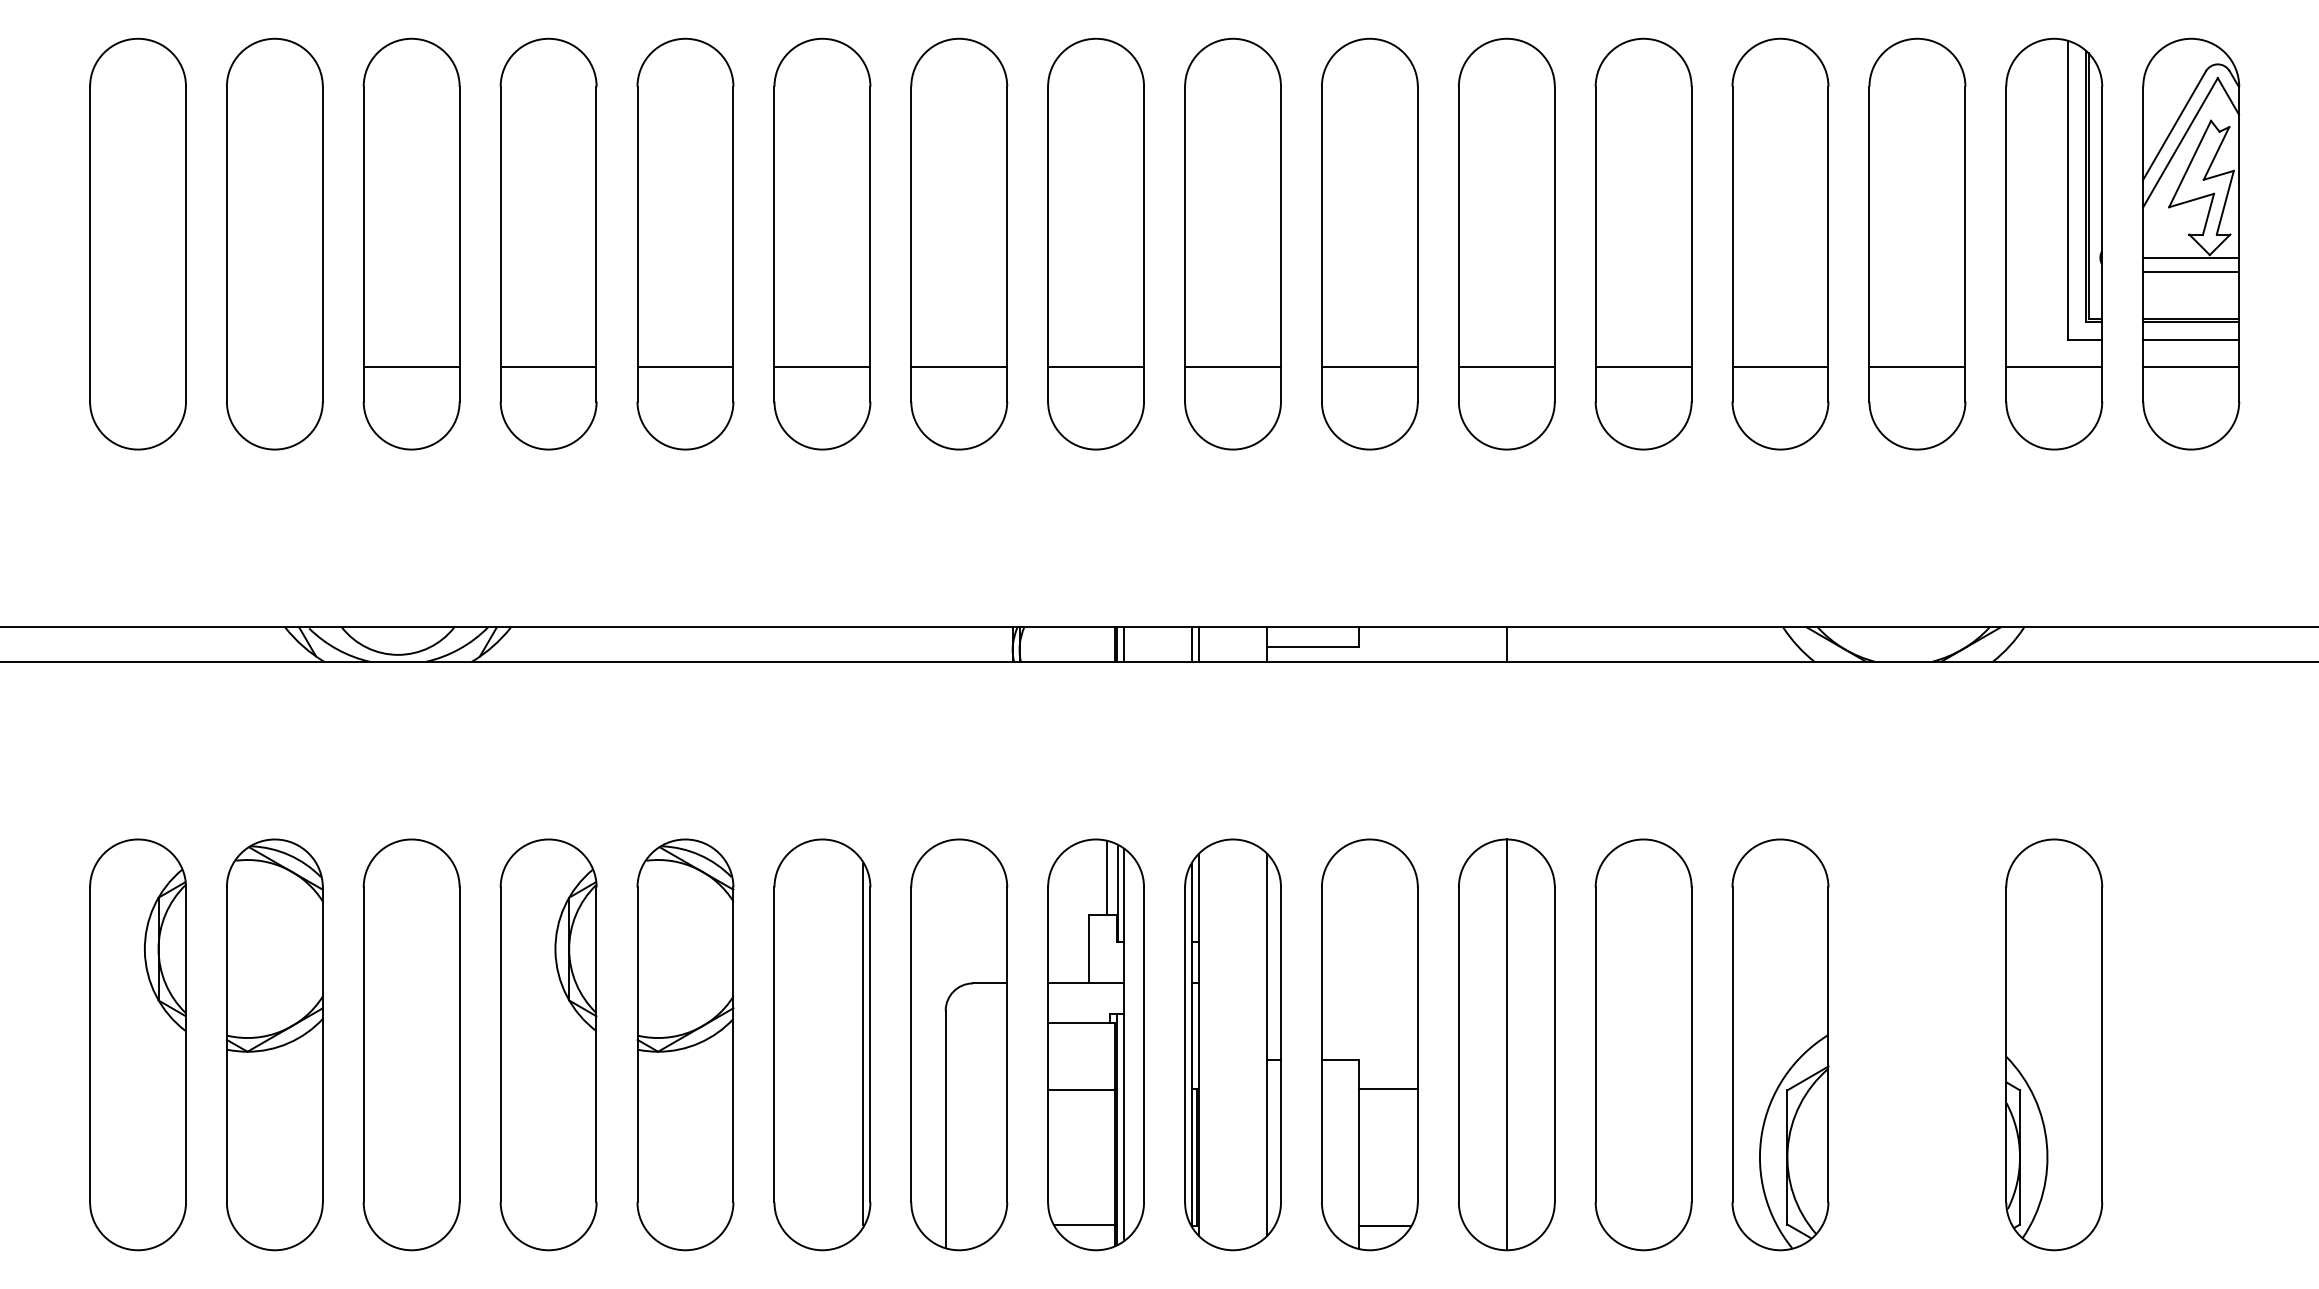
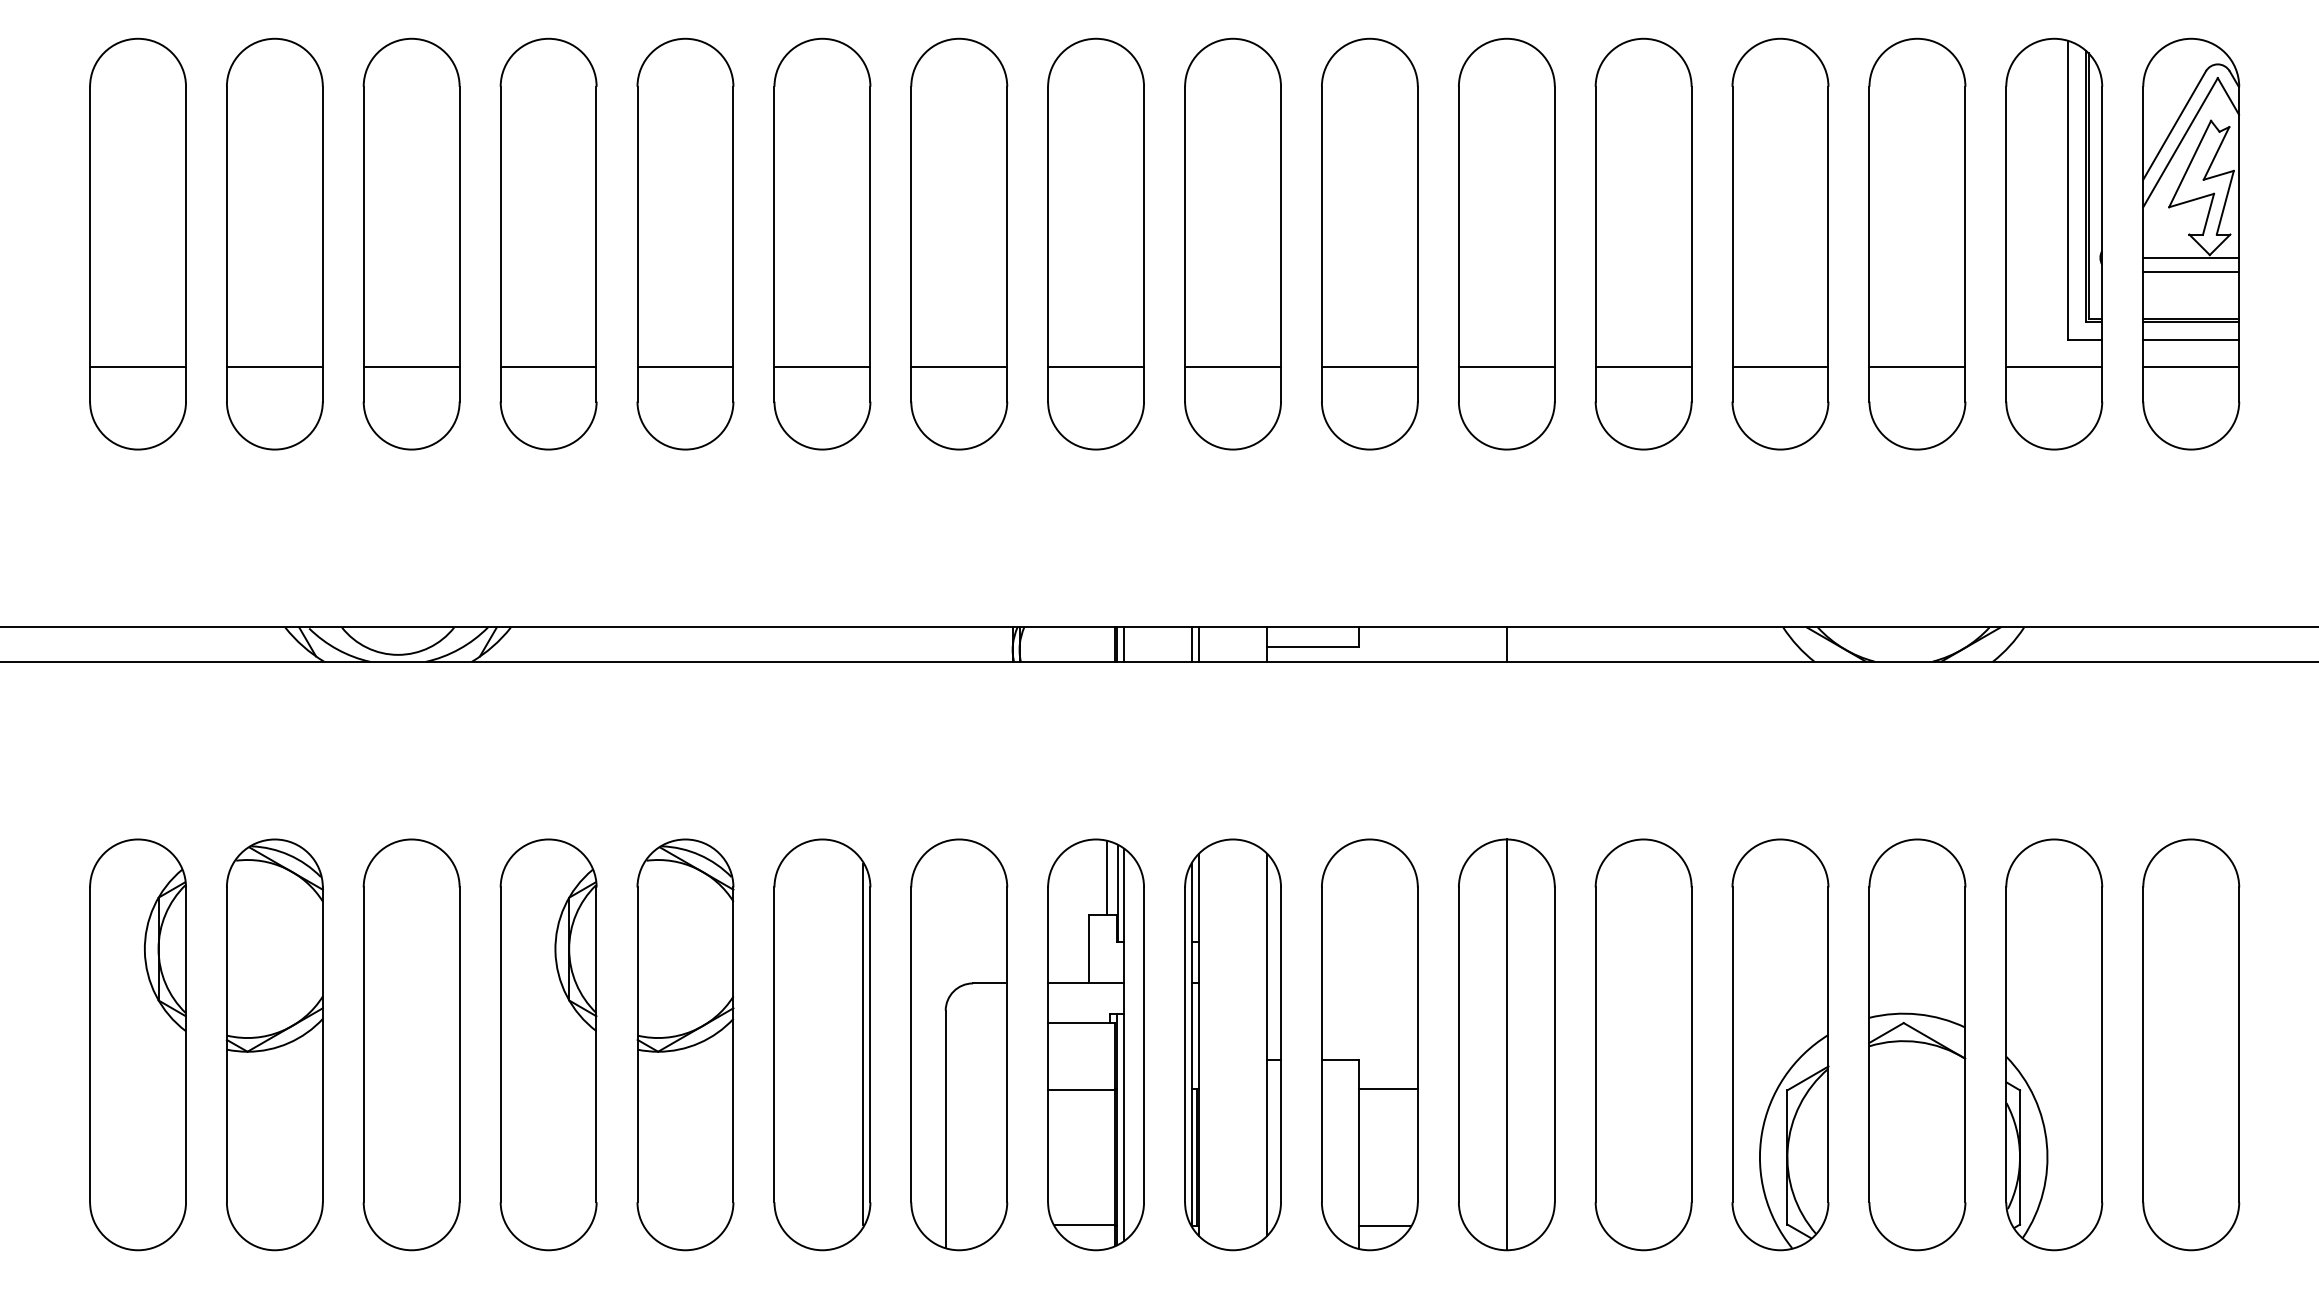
line: none -> present (137, 367)
line: none -> present (274, 367)
part: none -> present (1917, 1044)
part: none -> present (2191, 1044)
